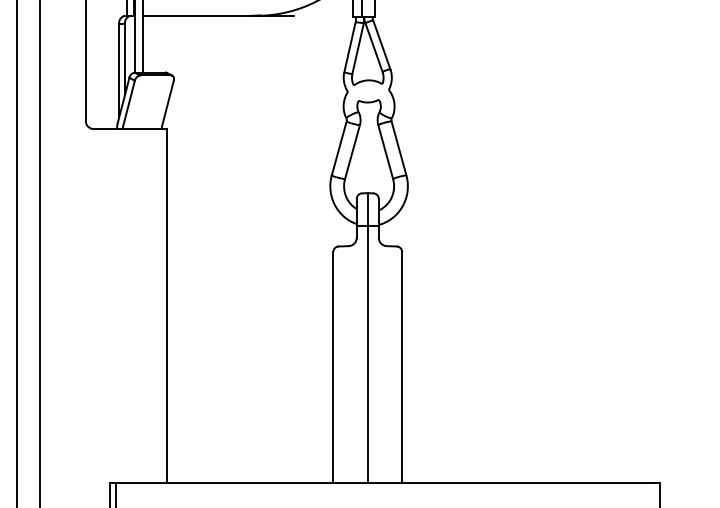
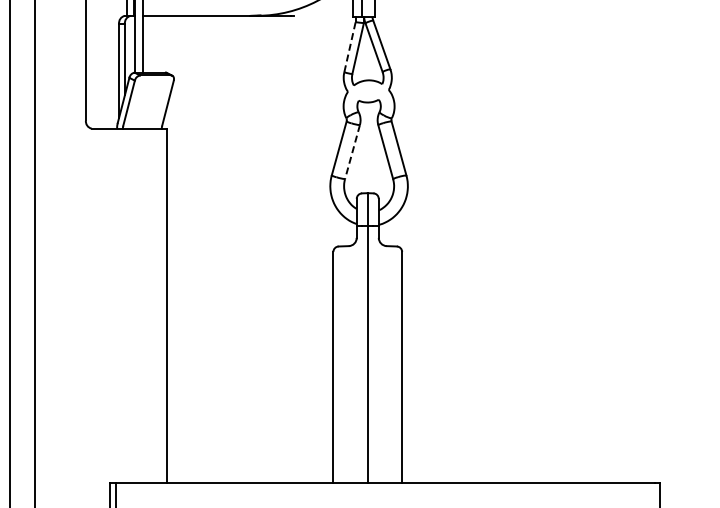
line: solid -> dashed (350, 47)
line: solid -> dashed (352, 152)
line position: (16, 253) -> (9, 253) (9, 253)
line position: (40, 253) -> (35, 253) (35, 253)
